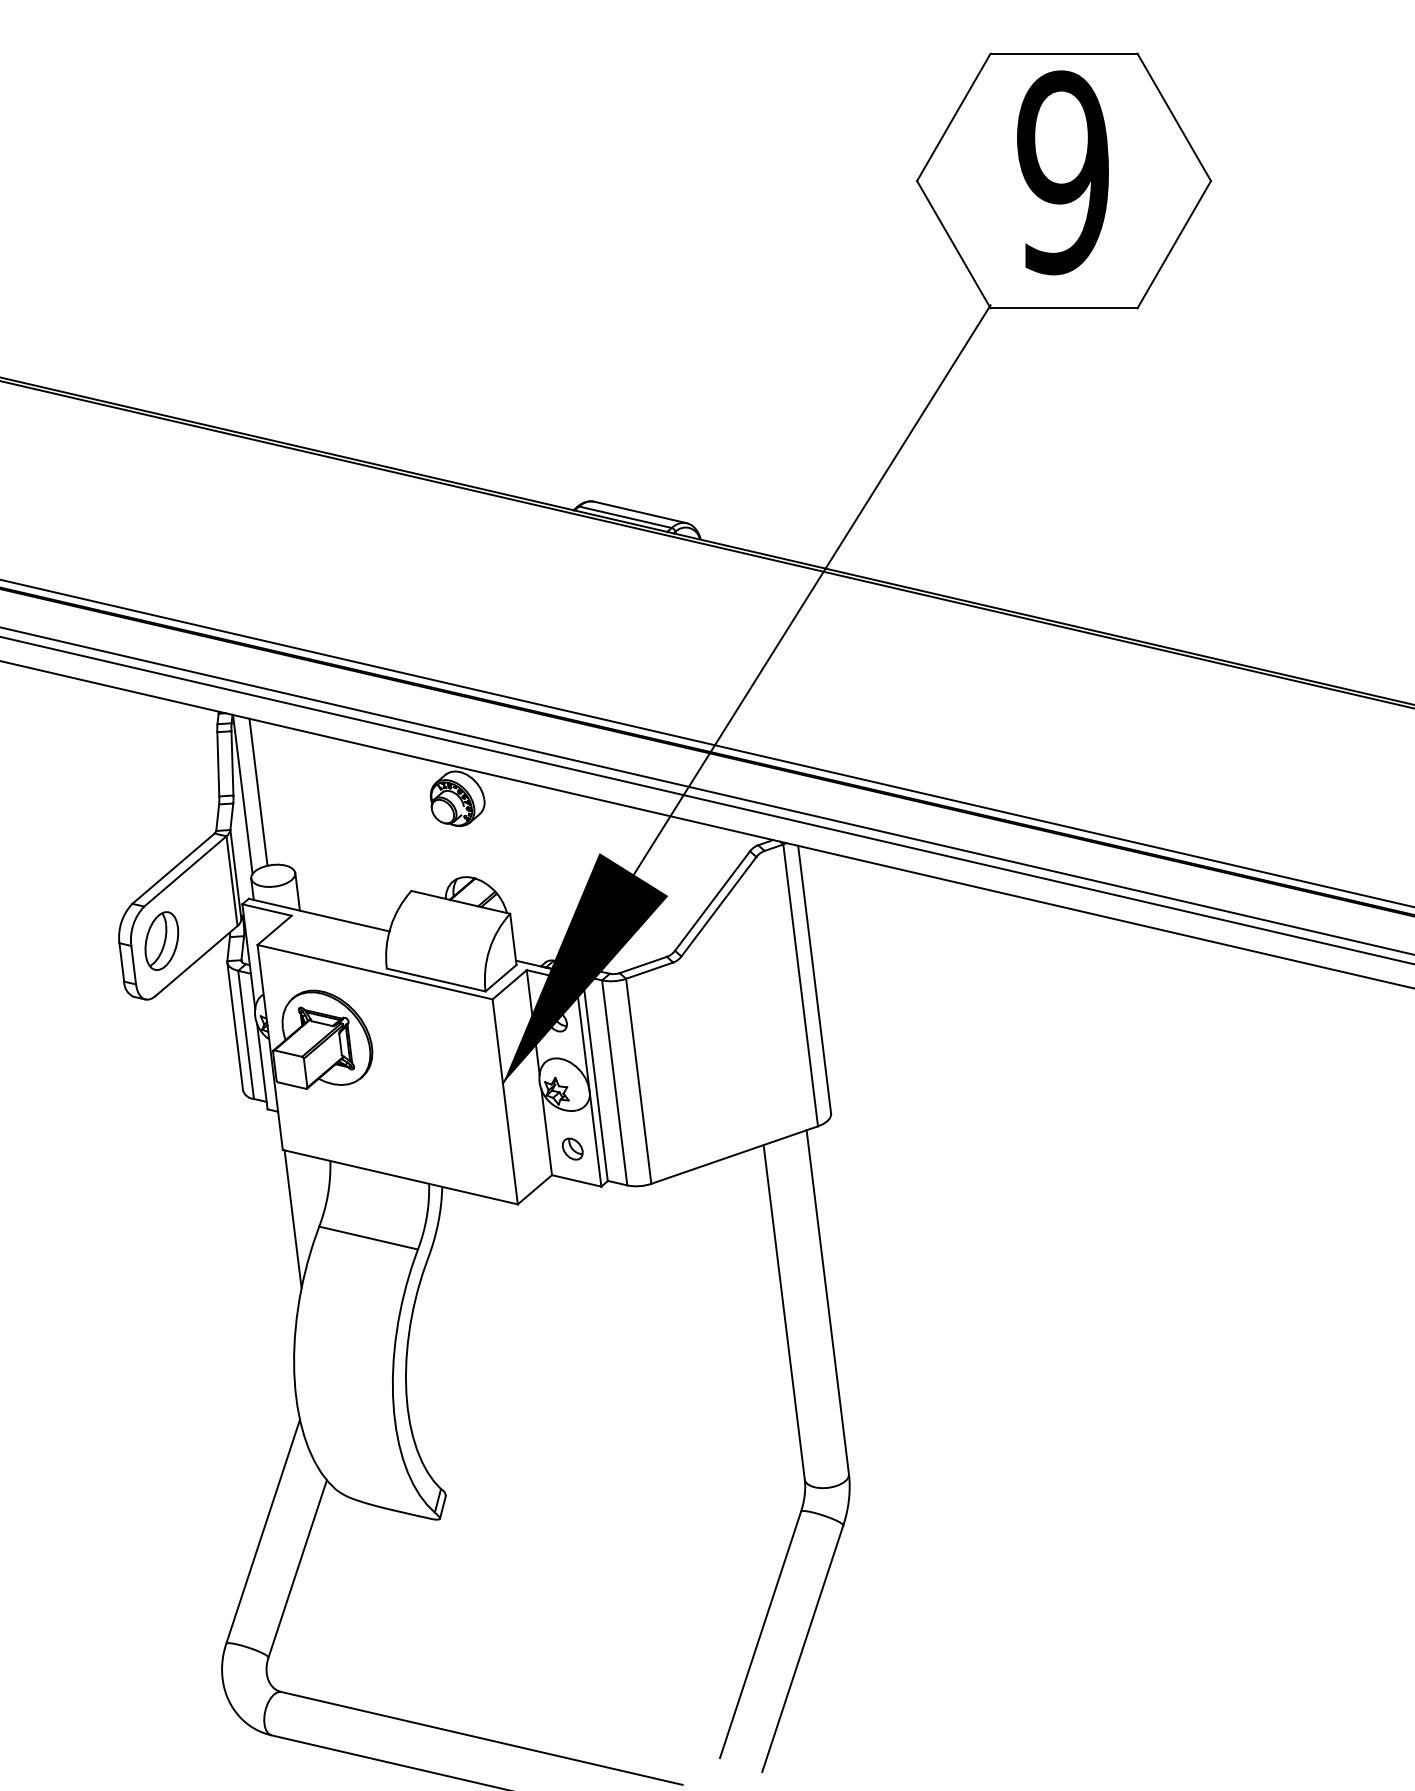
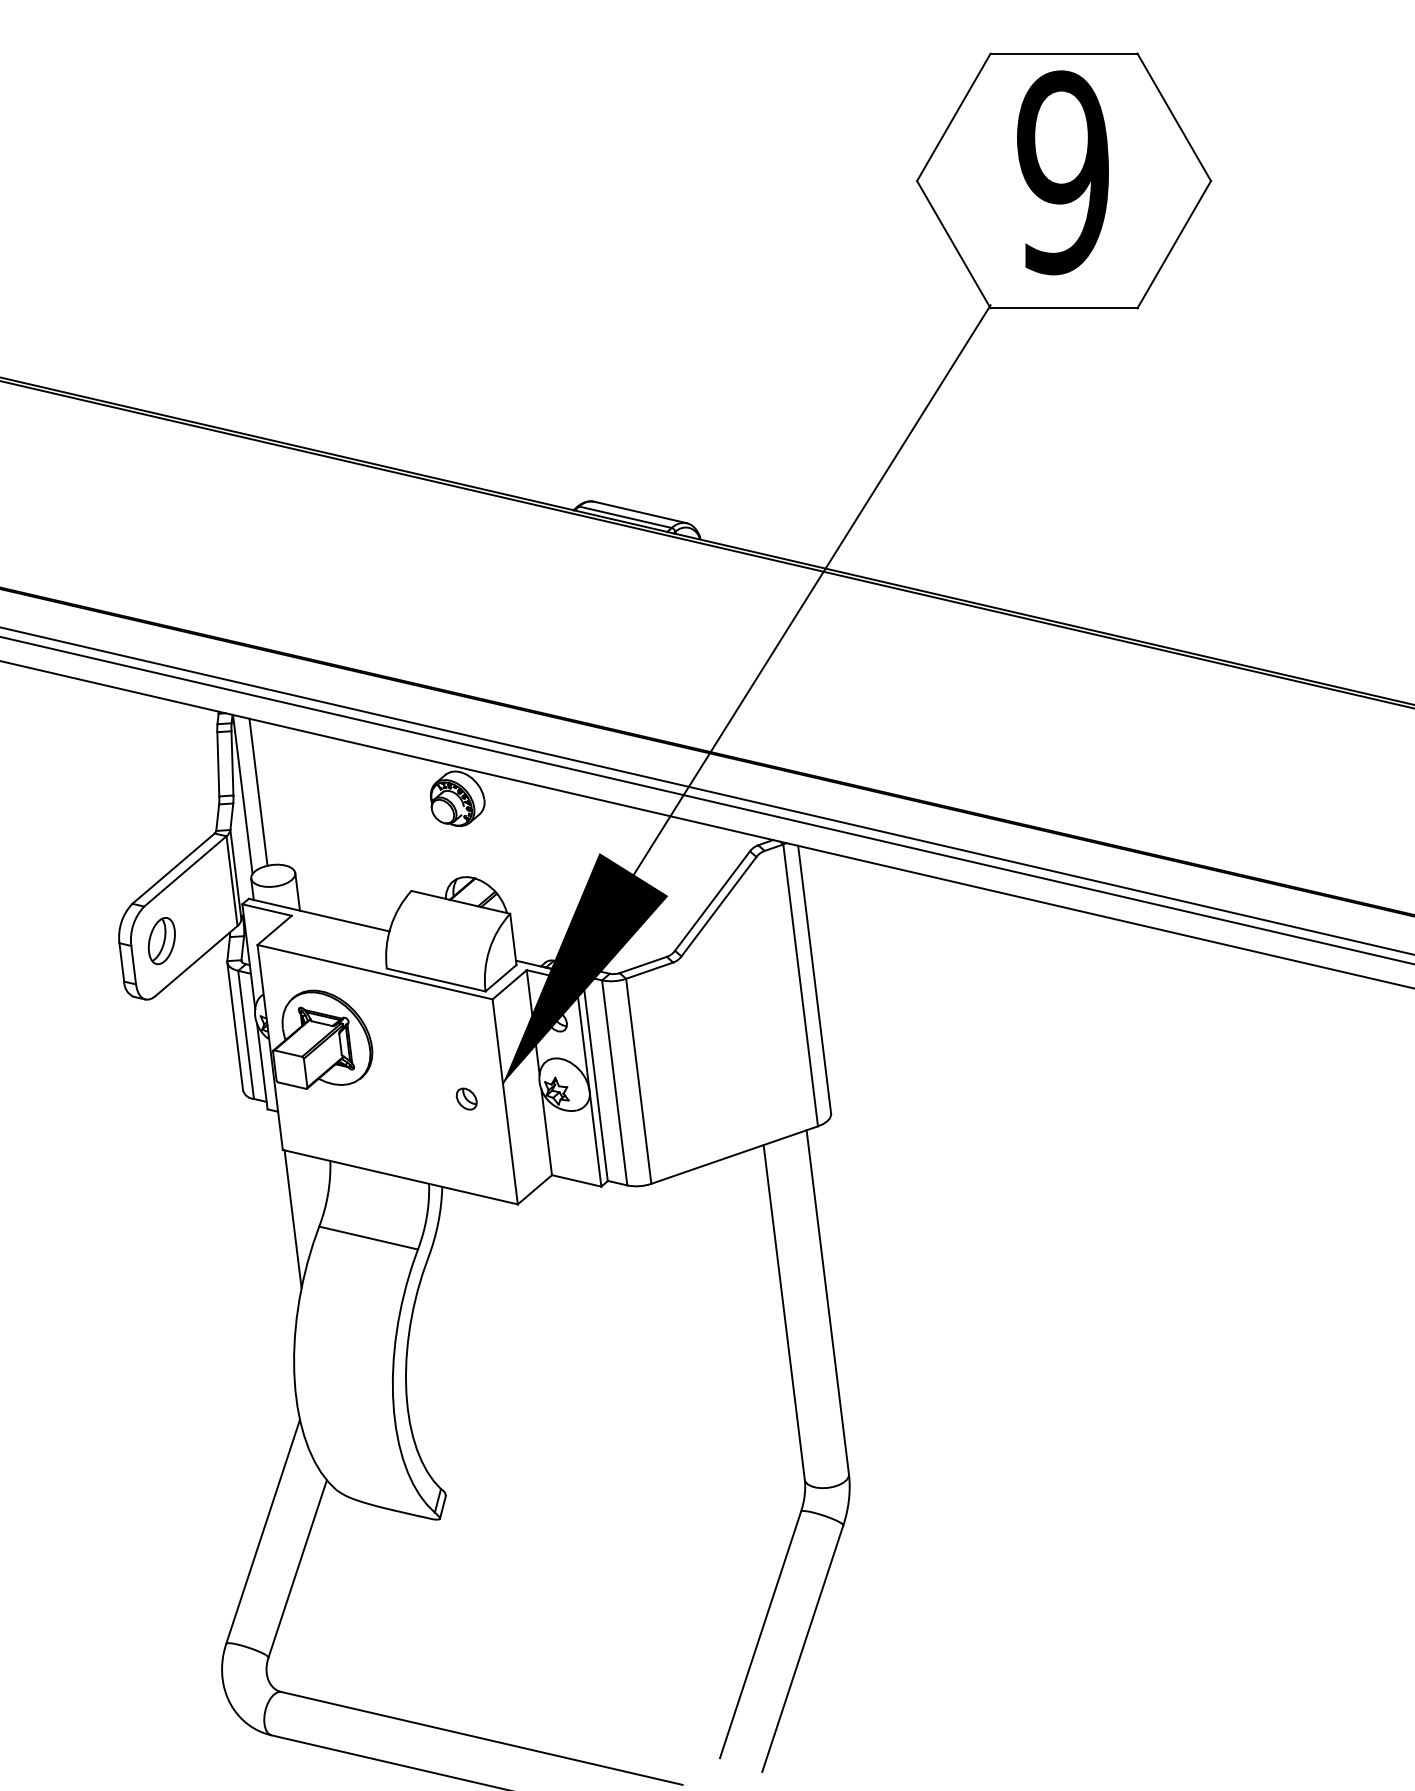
line: present -> none (706, 743)
part size: 36x60 px -> 29x49 px (161, 941)
part position: (572, 1148) -> (466, 1098) (466, 1098)
